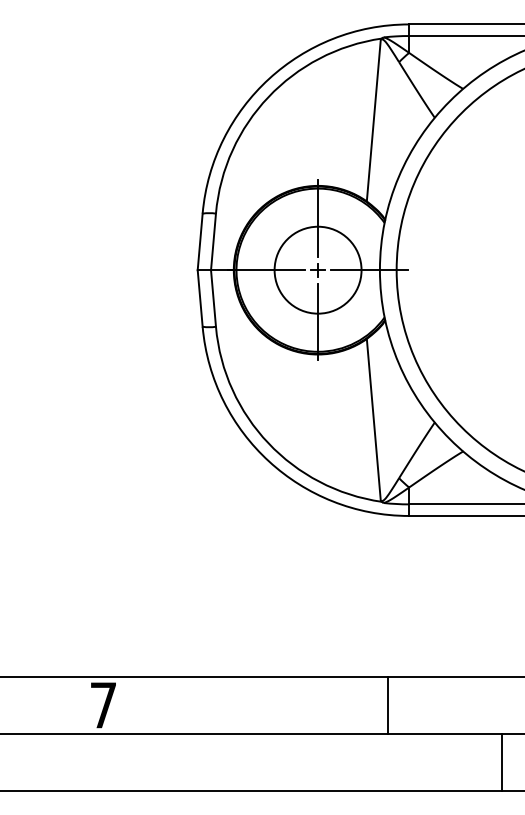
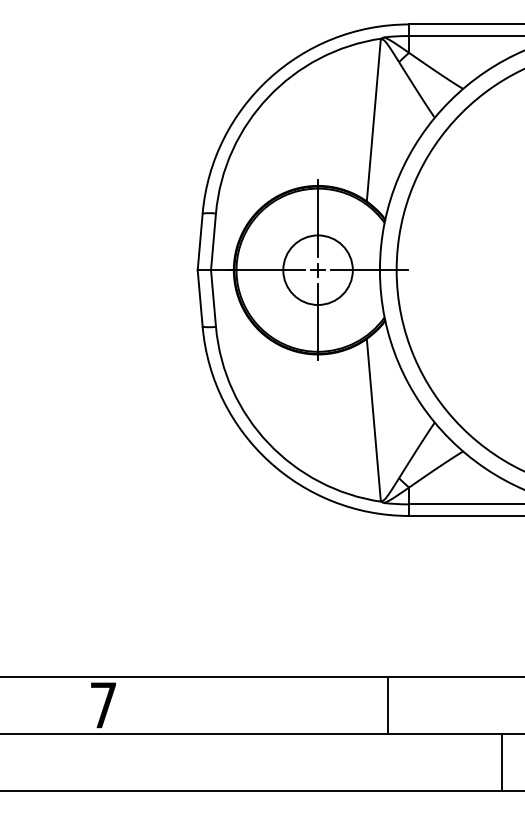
circle diameter: 87 px -> 70 px (317, 269)
